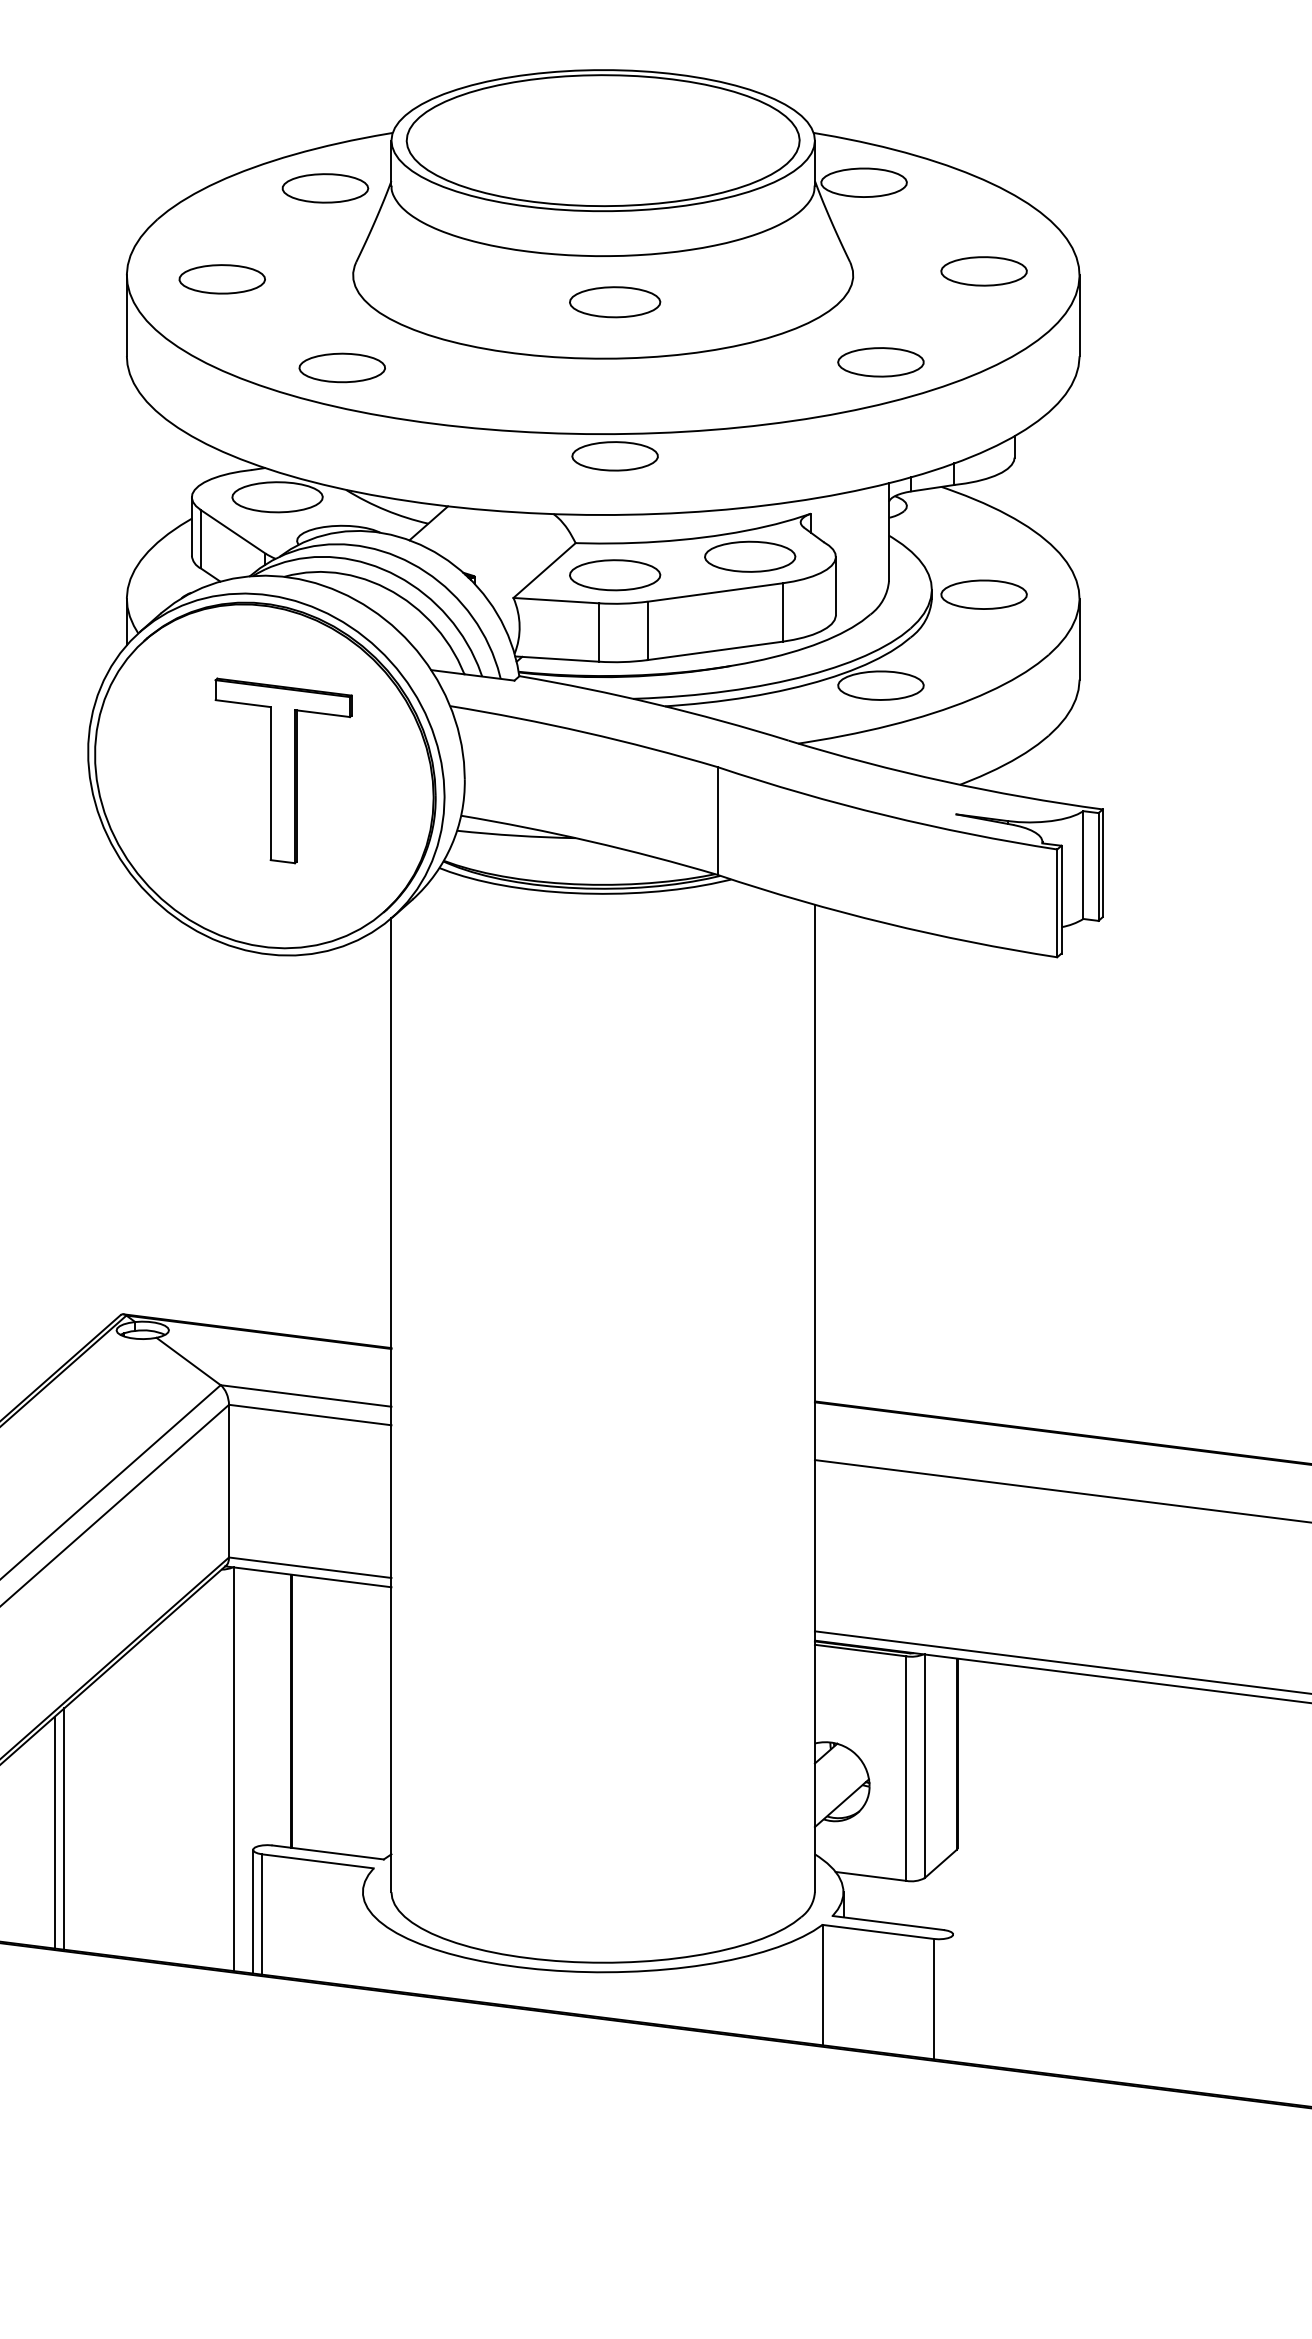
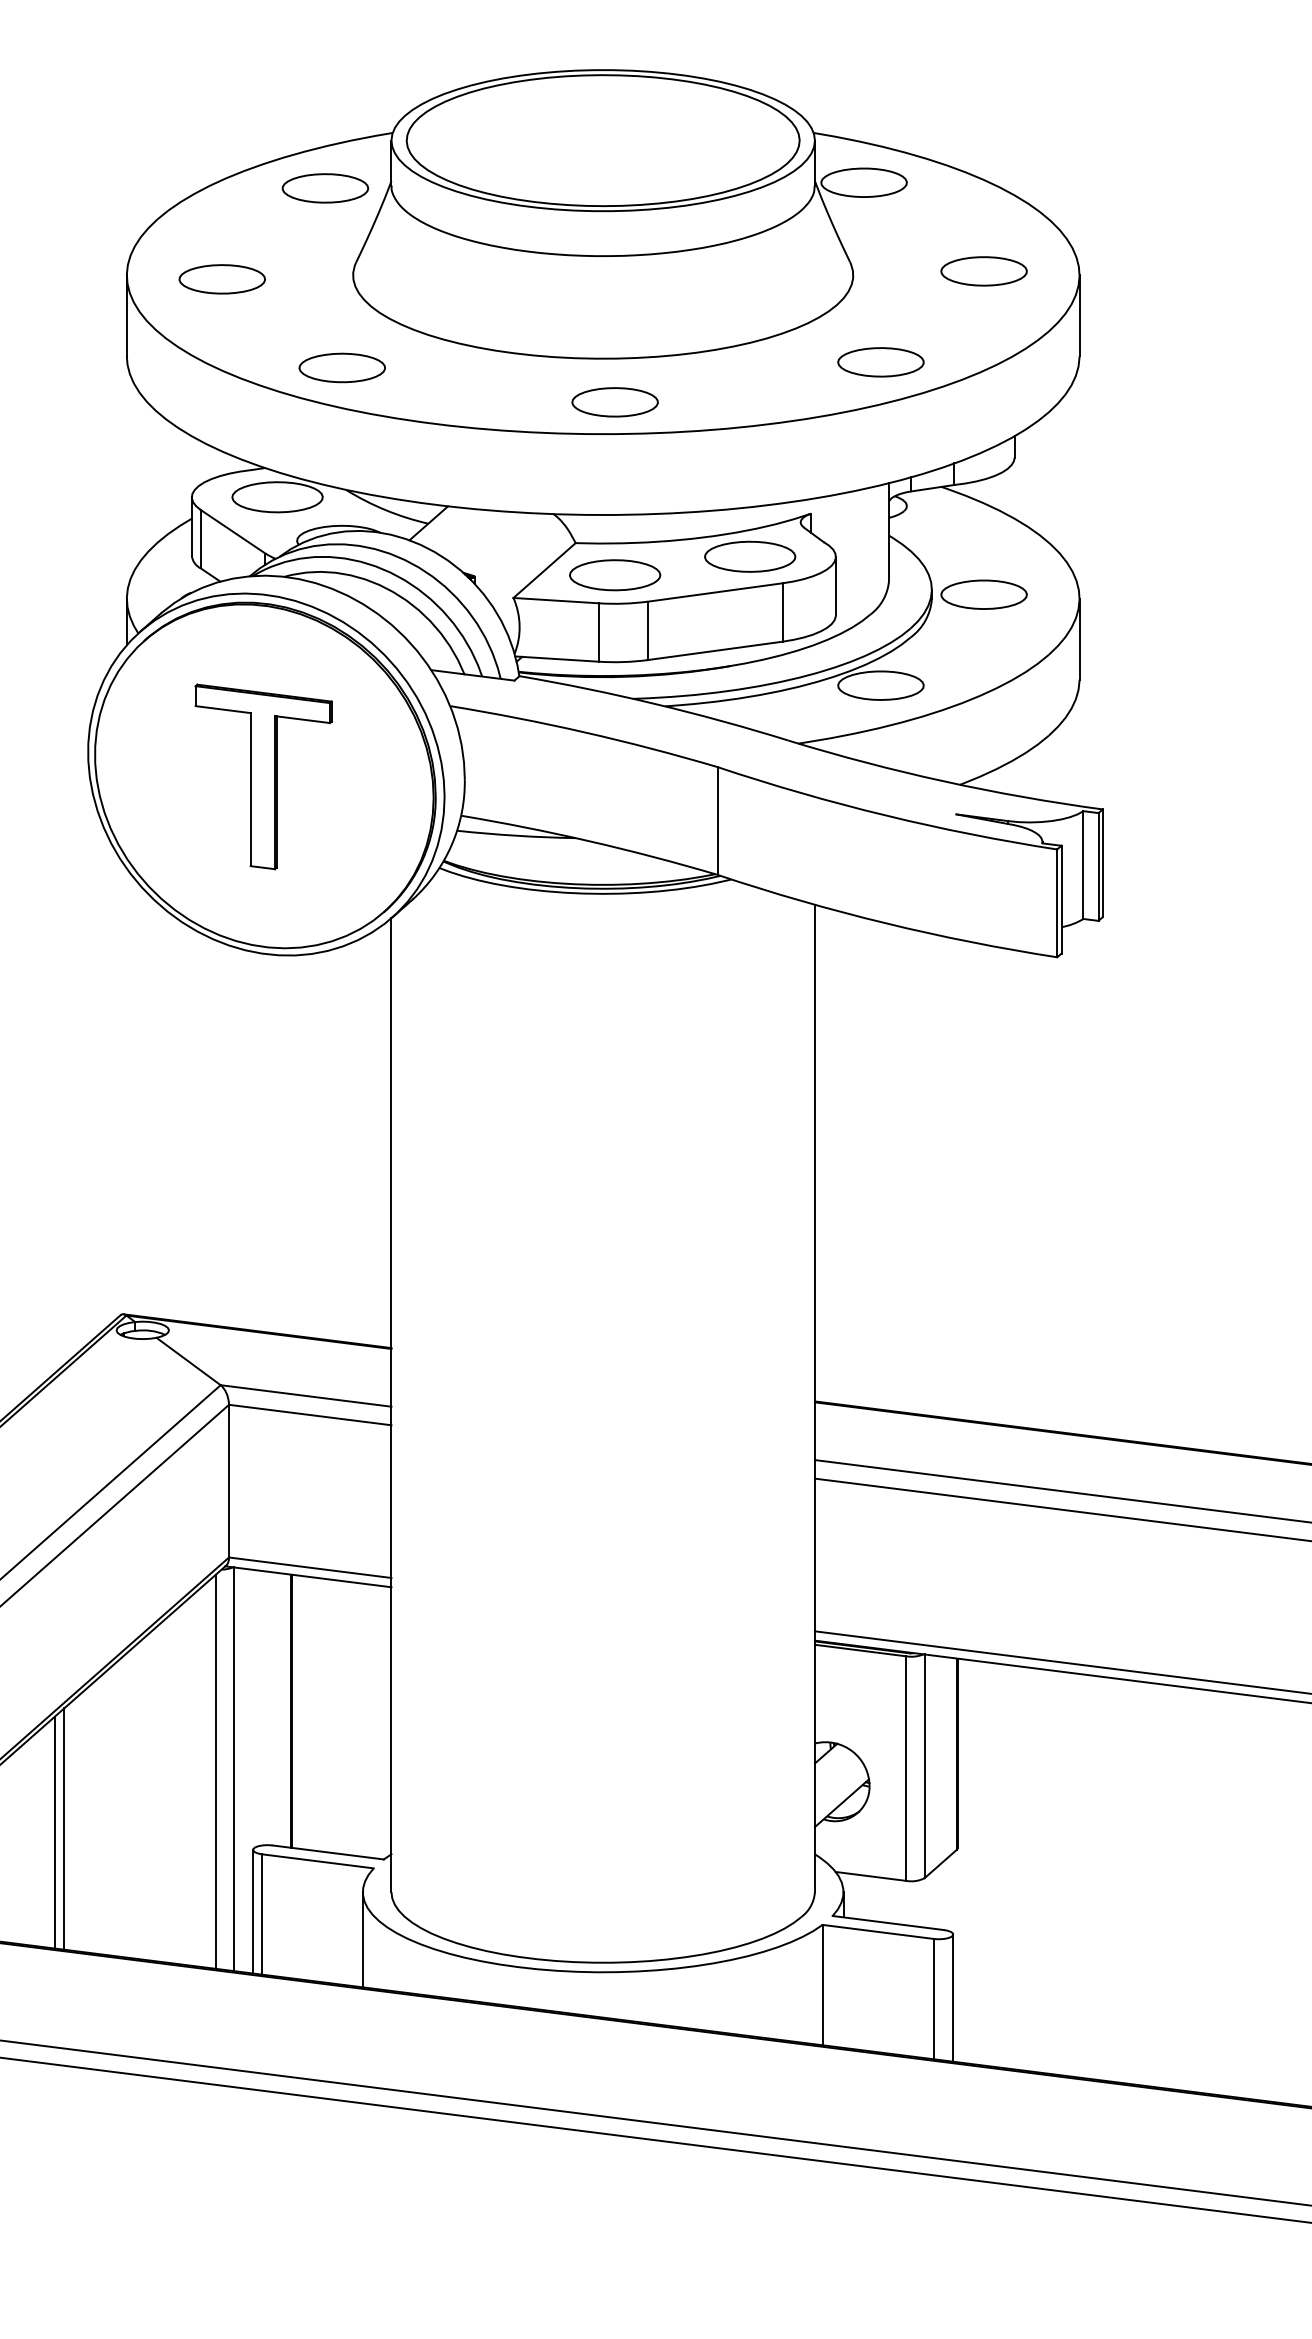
part: present -> none (615, 302)
part position: (614, 456) -> (614, 402) (614, 402)
part position: (283, 770) -> (263, 776) (263, 776)
line: none -> present (1061, 1509)
line: none -> present (215, 1771)
line: none -> present (362, 1939)
line: none -> present (953, 1997)
line: none -> present (655, 2122)
line: none -> present (655, 2140)
